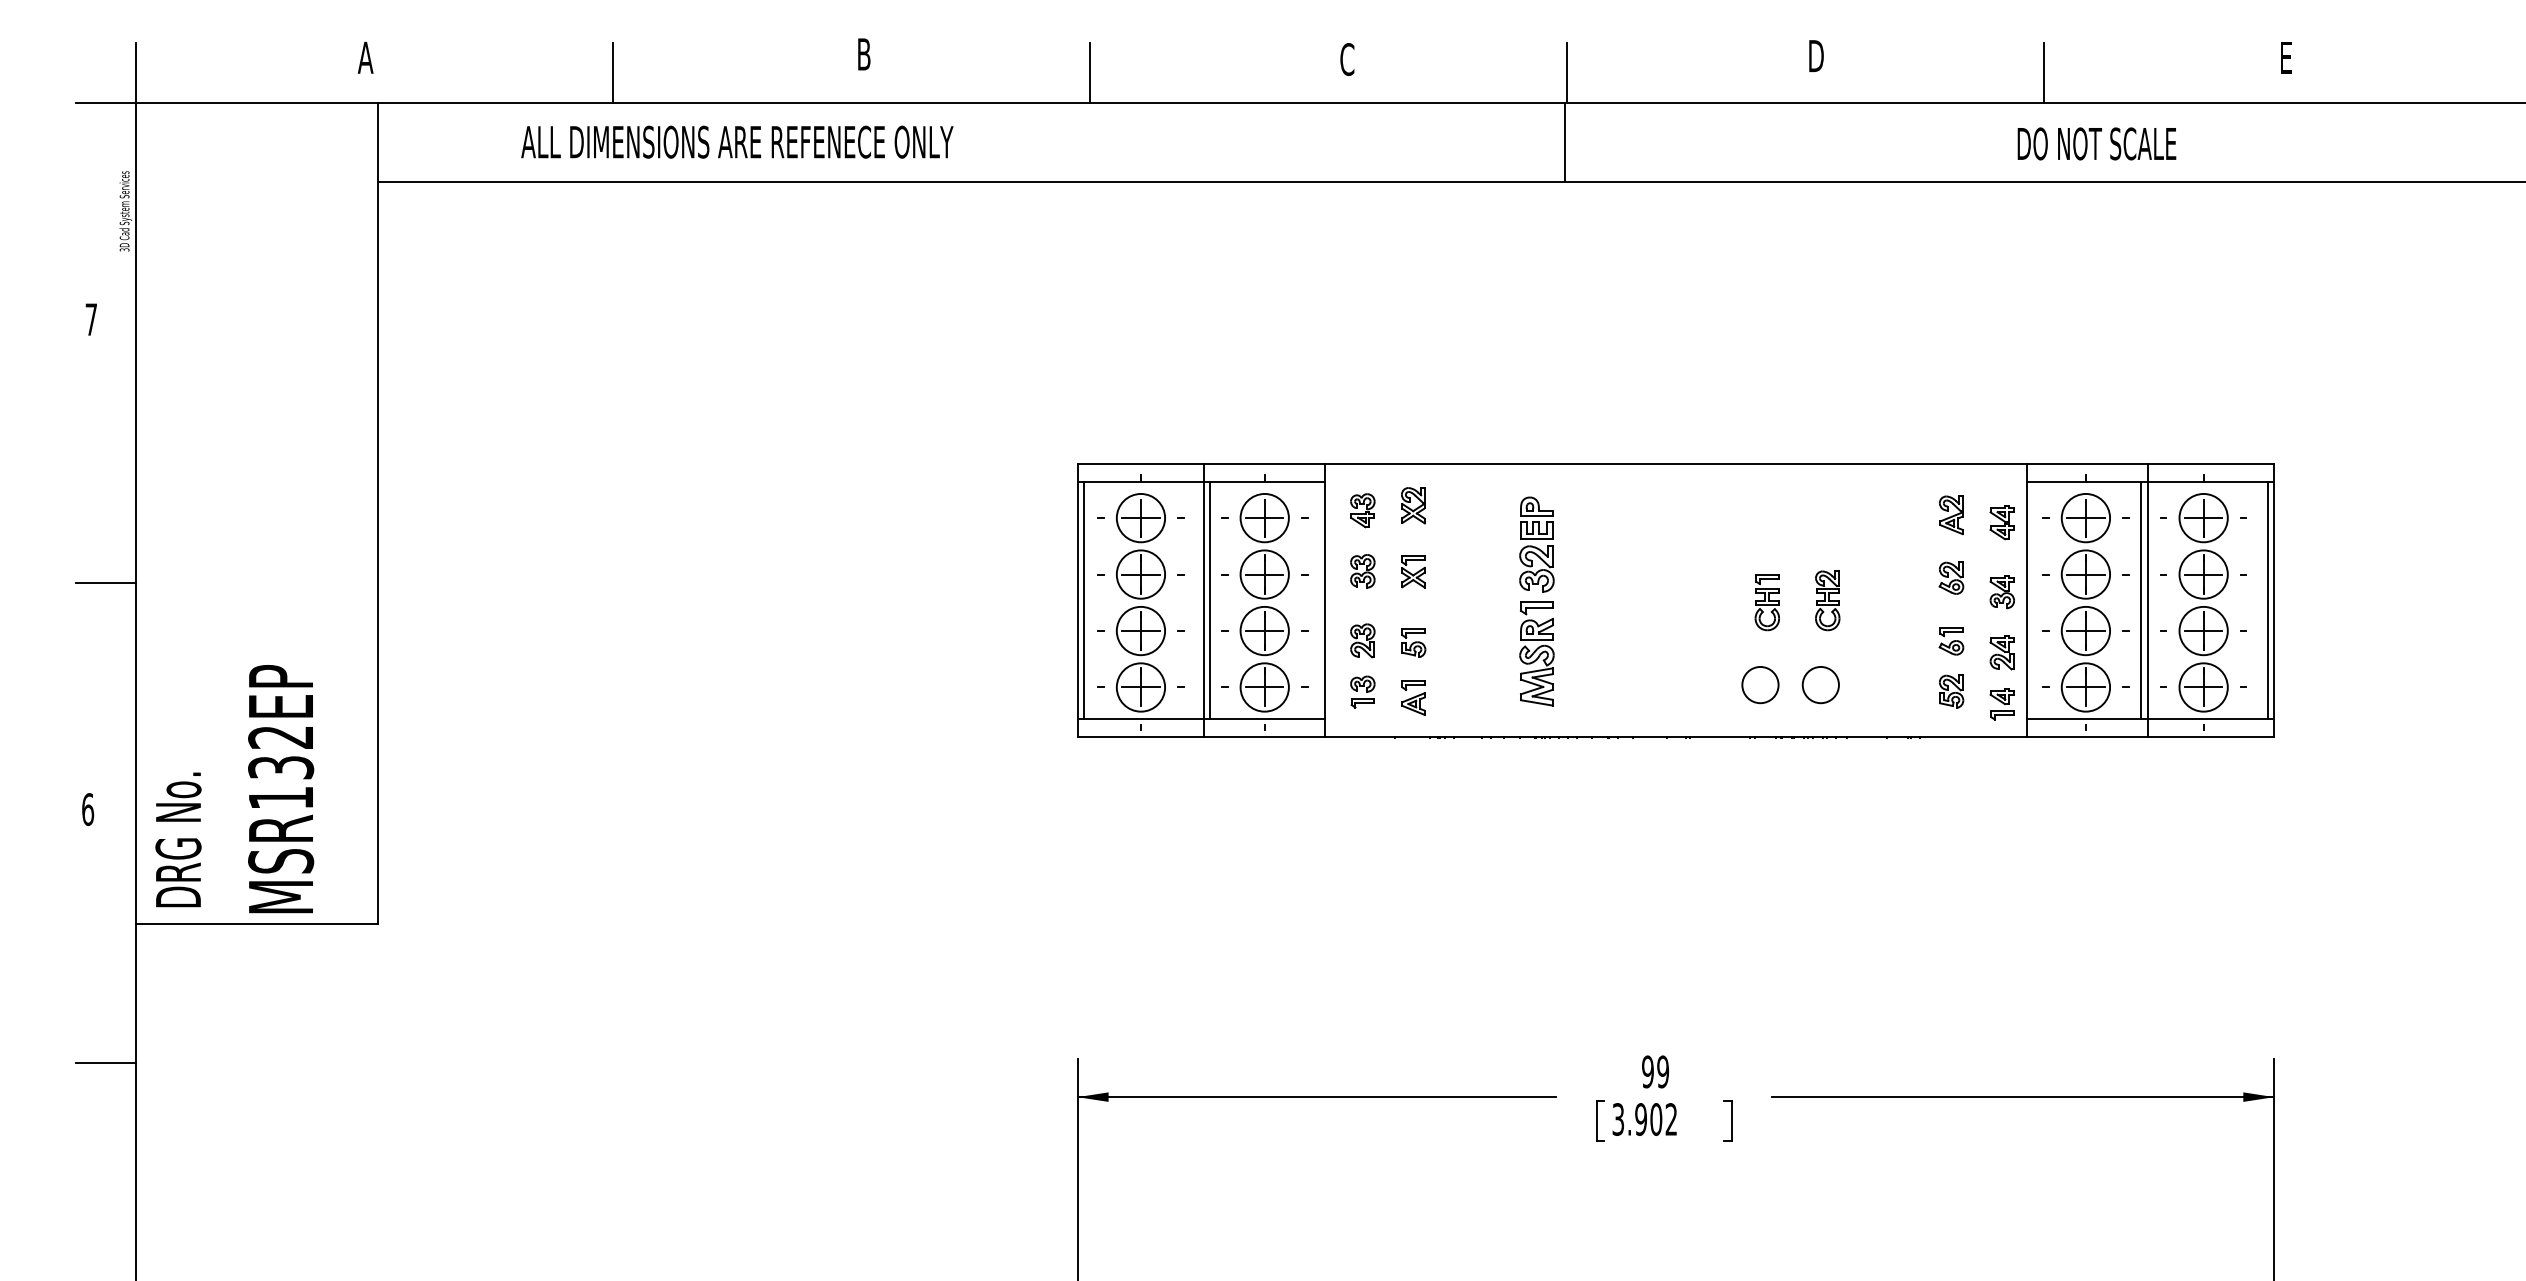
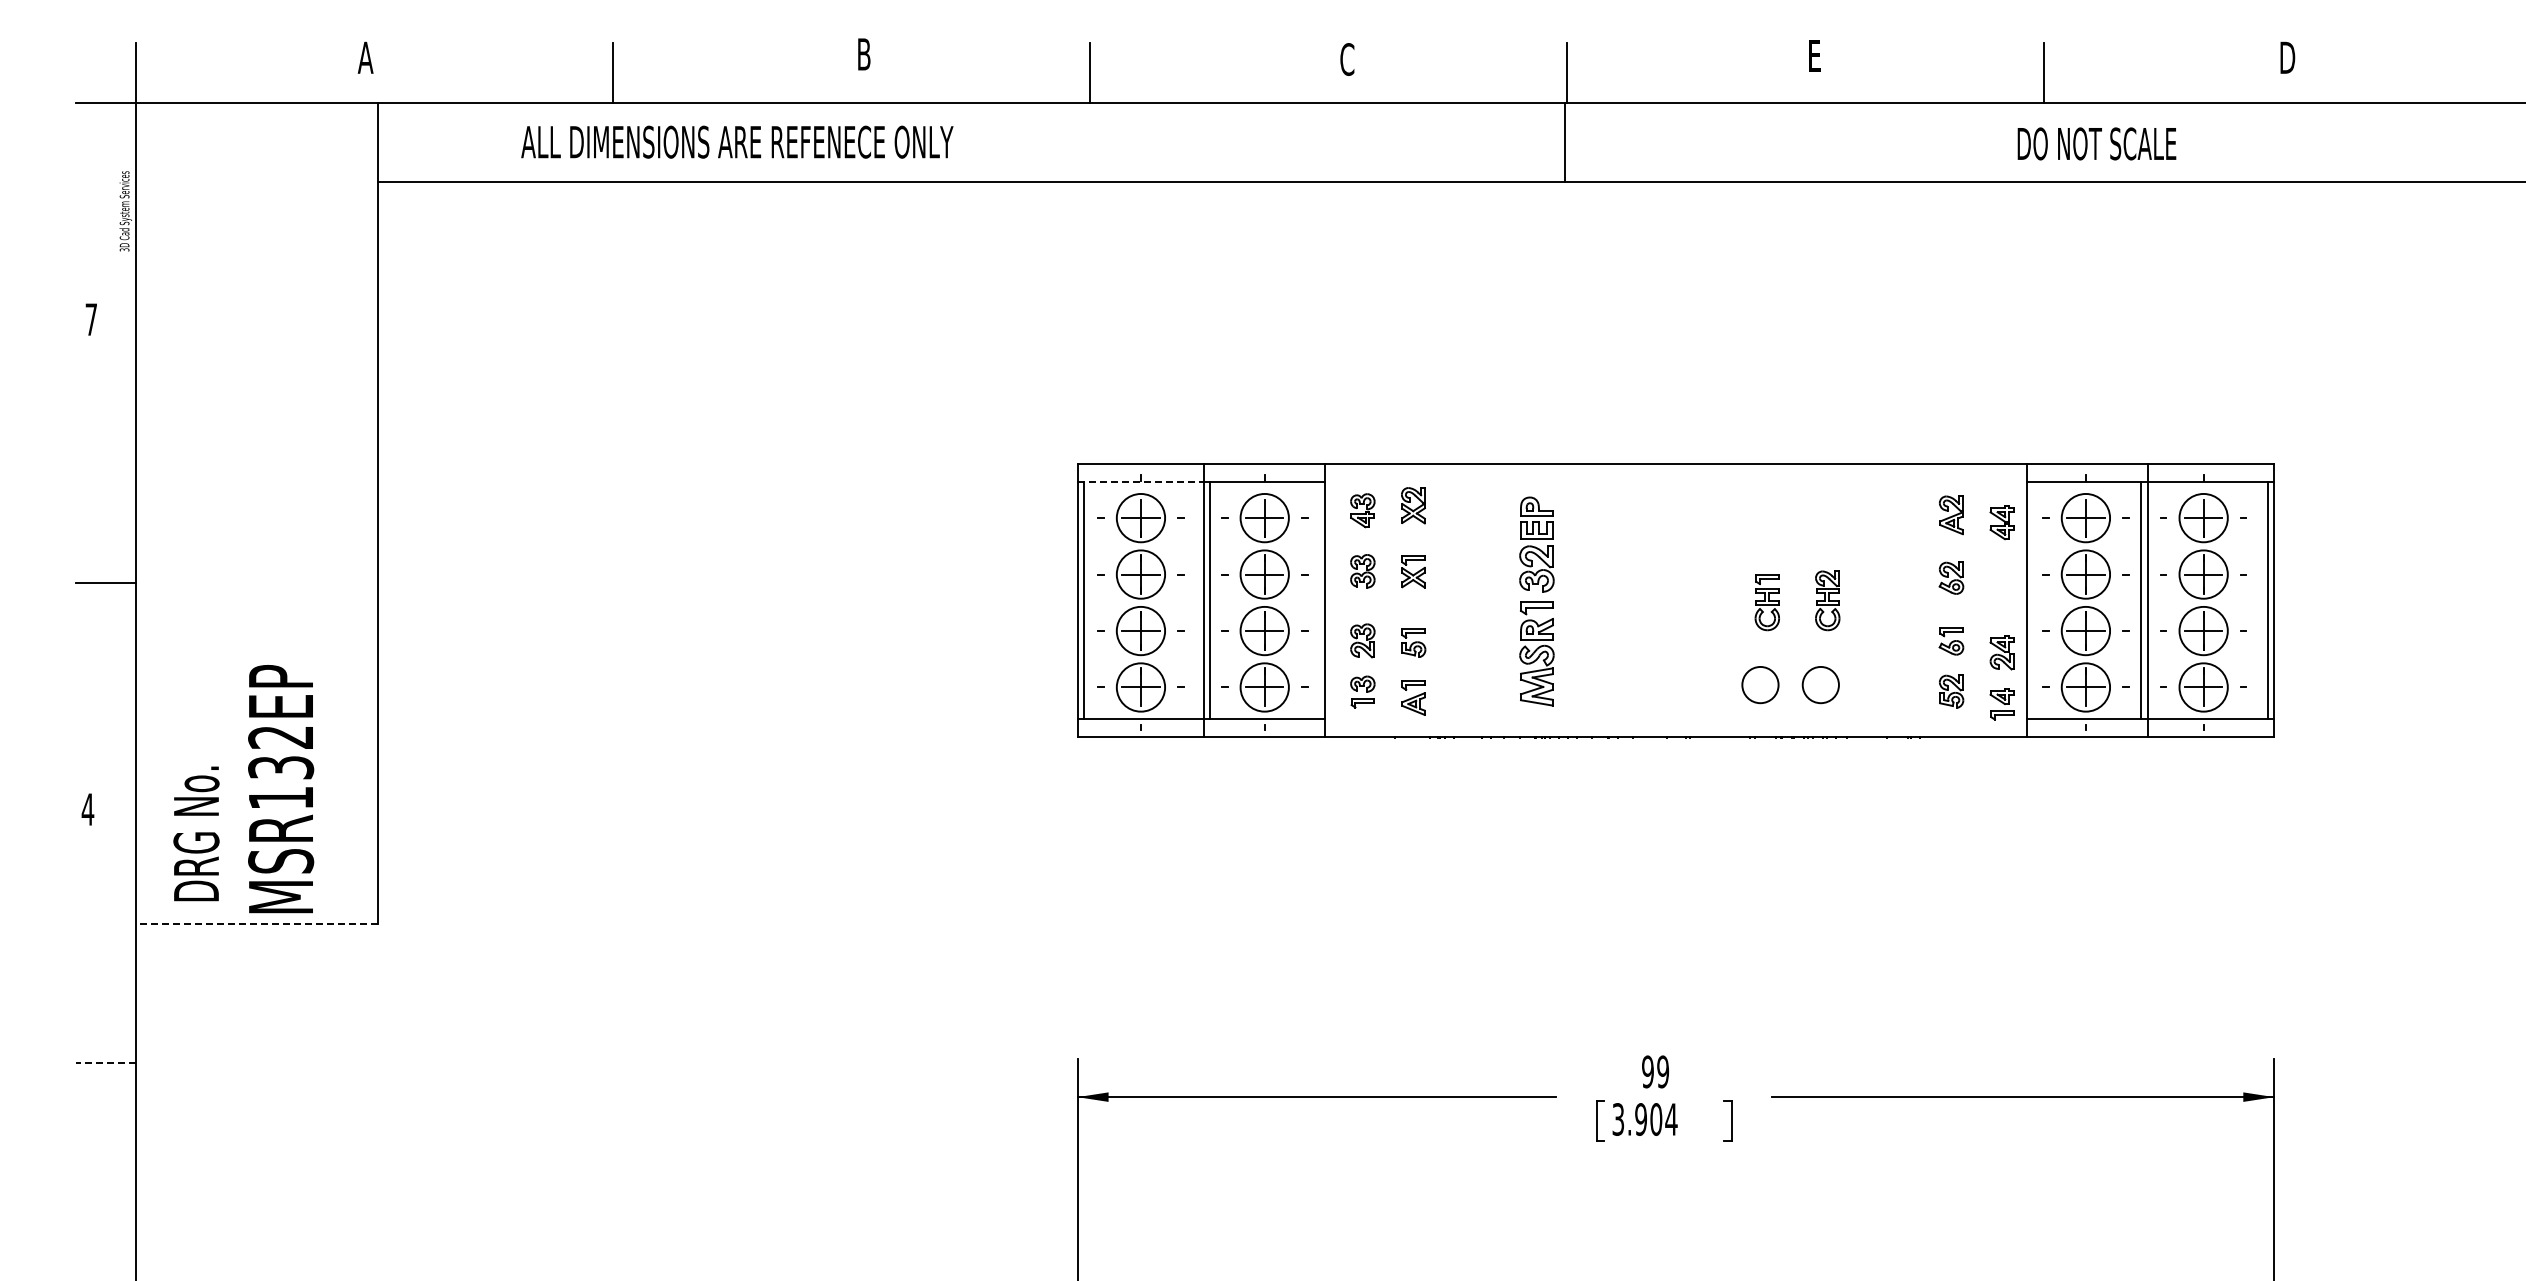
text: D -> E (1816, 56)
text: E -> D (2287, 57)
line: solid -> dashed (1141, 481)
part: present -> none (2001, 592)
text: 6 -> 4 (87, 809)
text position: (178, 839) -> (196, 833) (196, 833)
line: solid -> dashed (256, 924)
line: solid -> dashed (105, 1062)
text: 3.902 -> 3.904 (1671, 1119)
